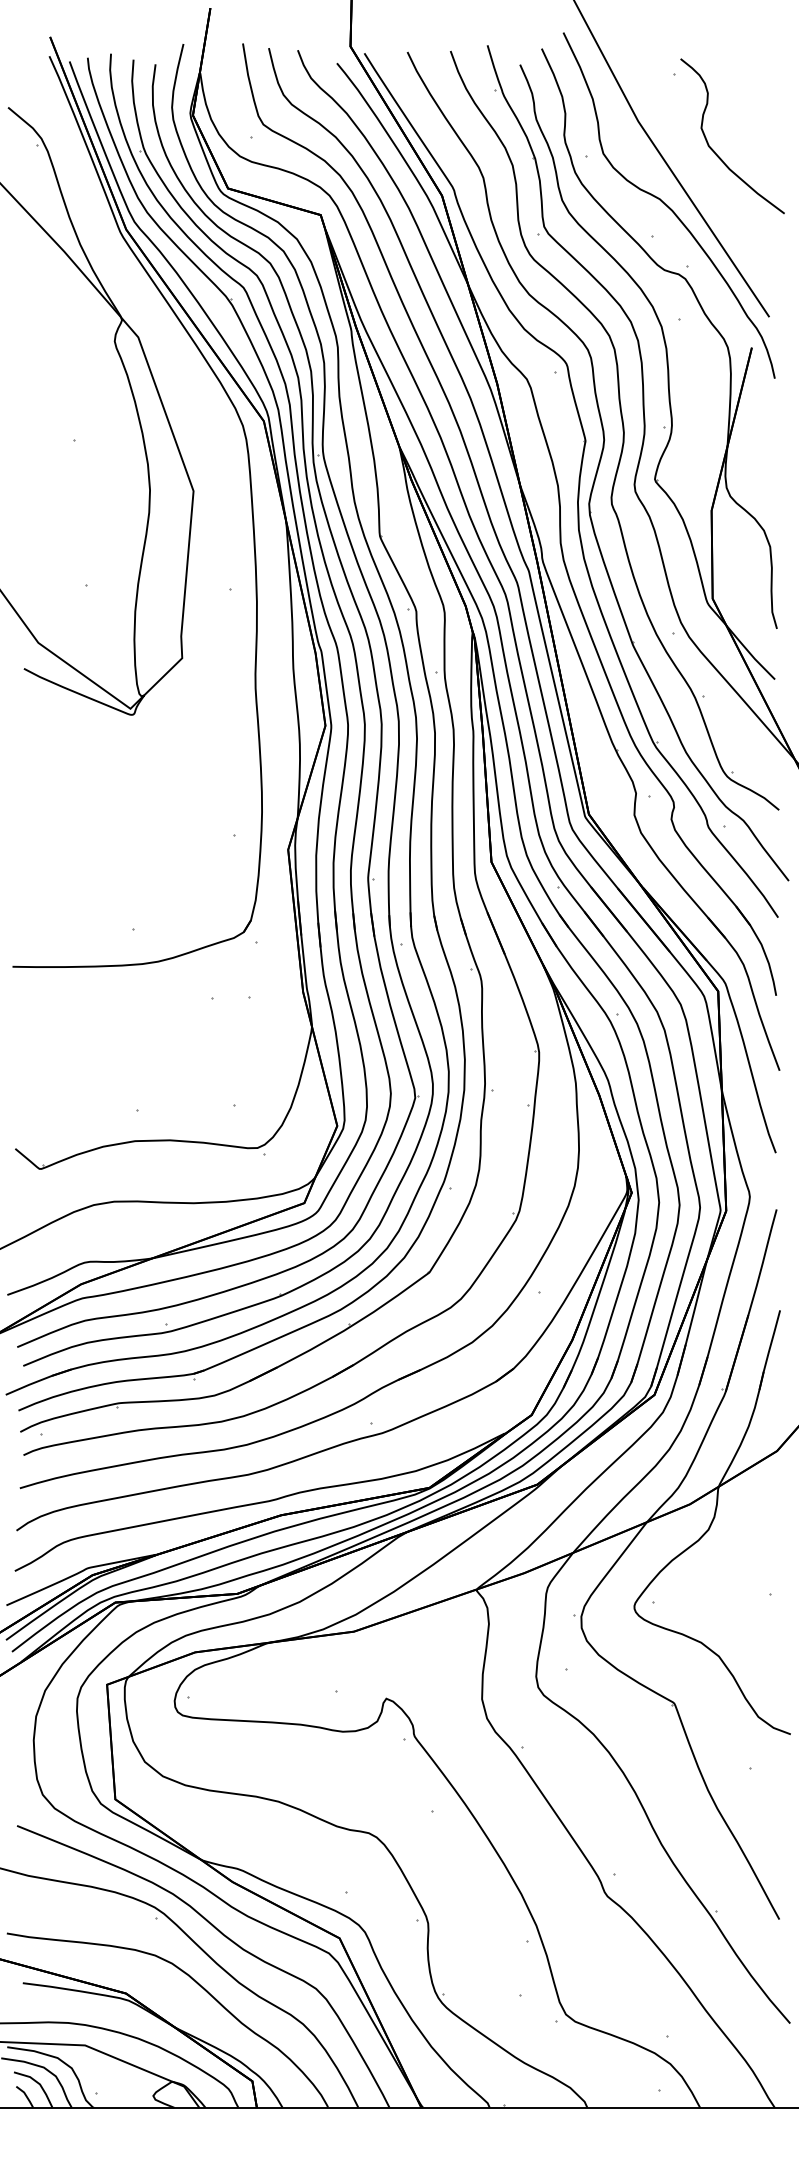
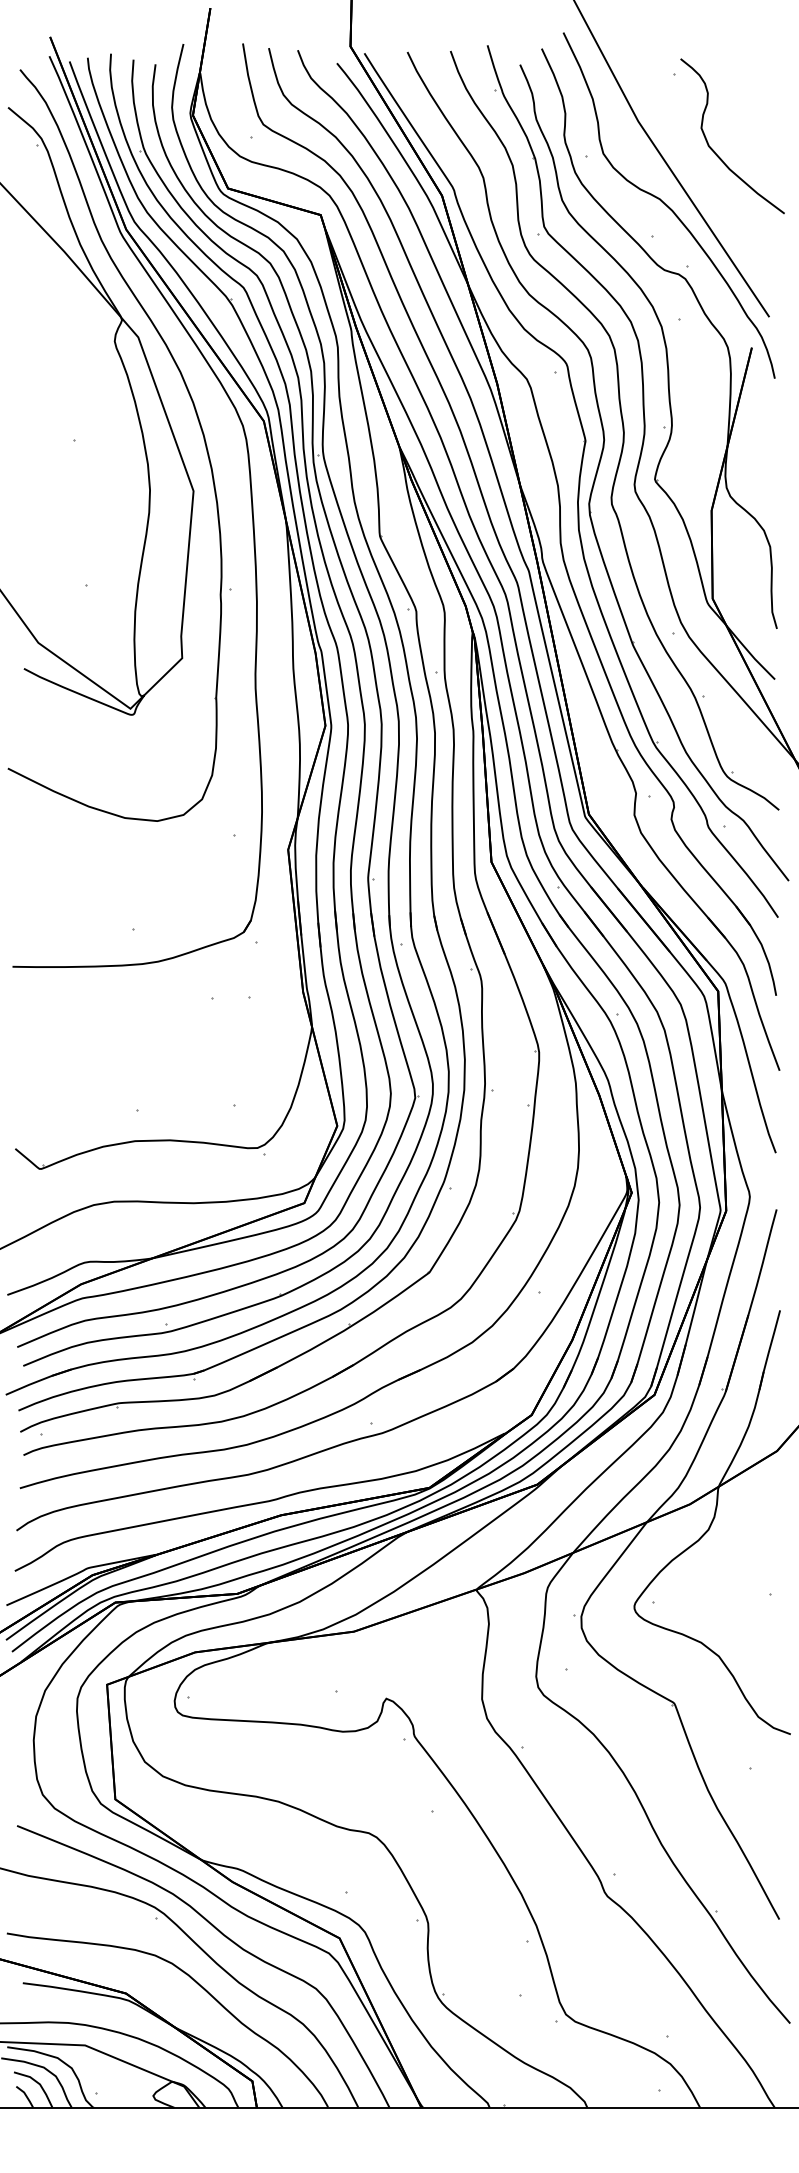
part: none -> present (196, 416)
